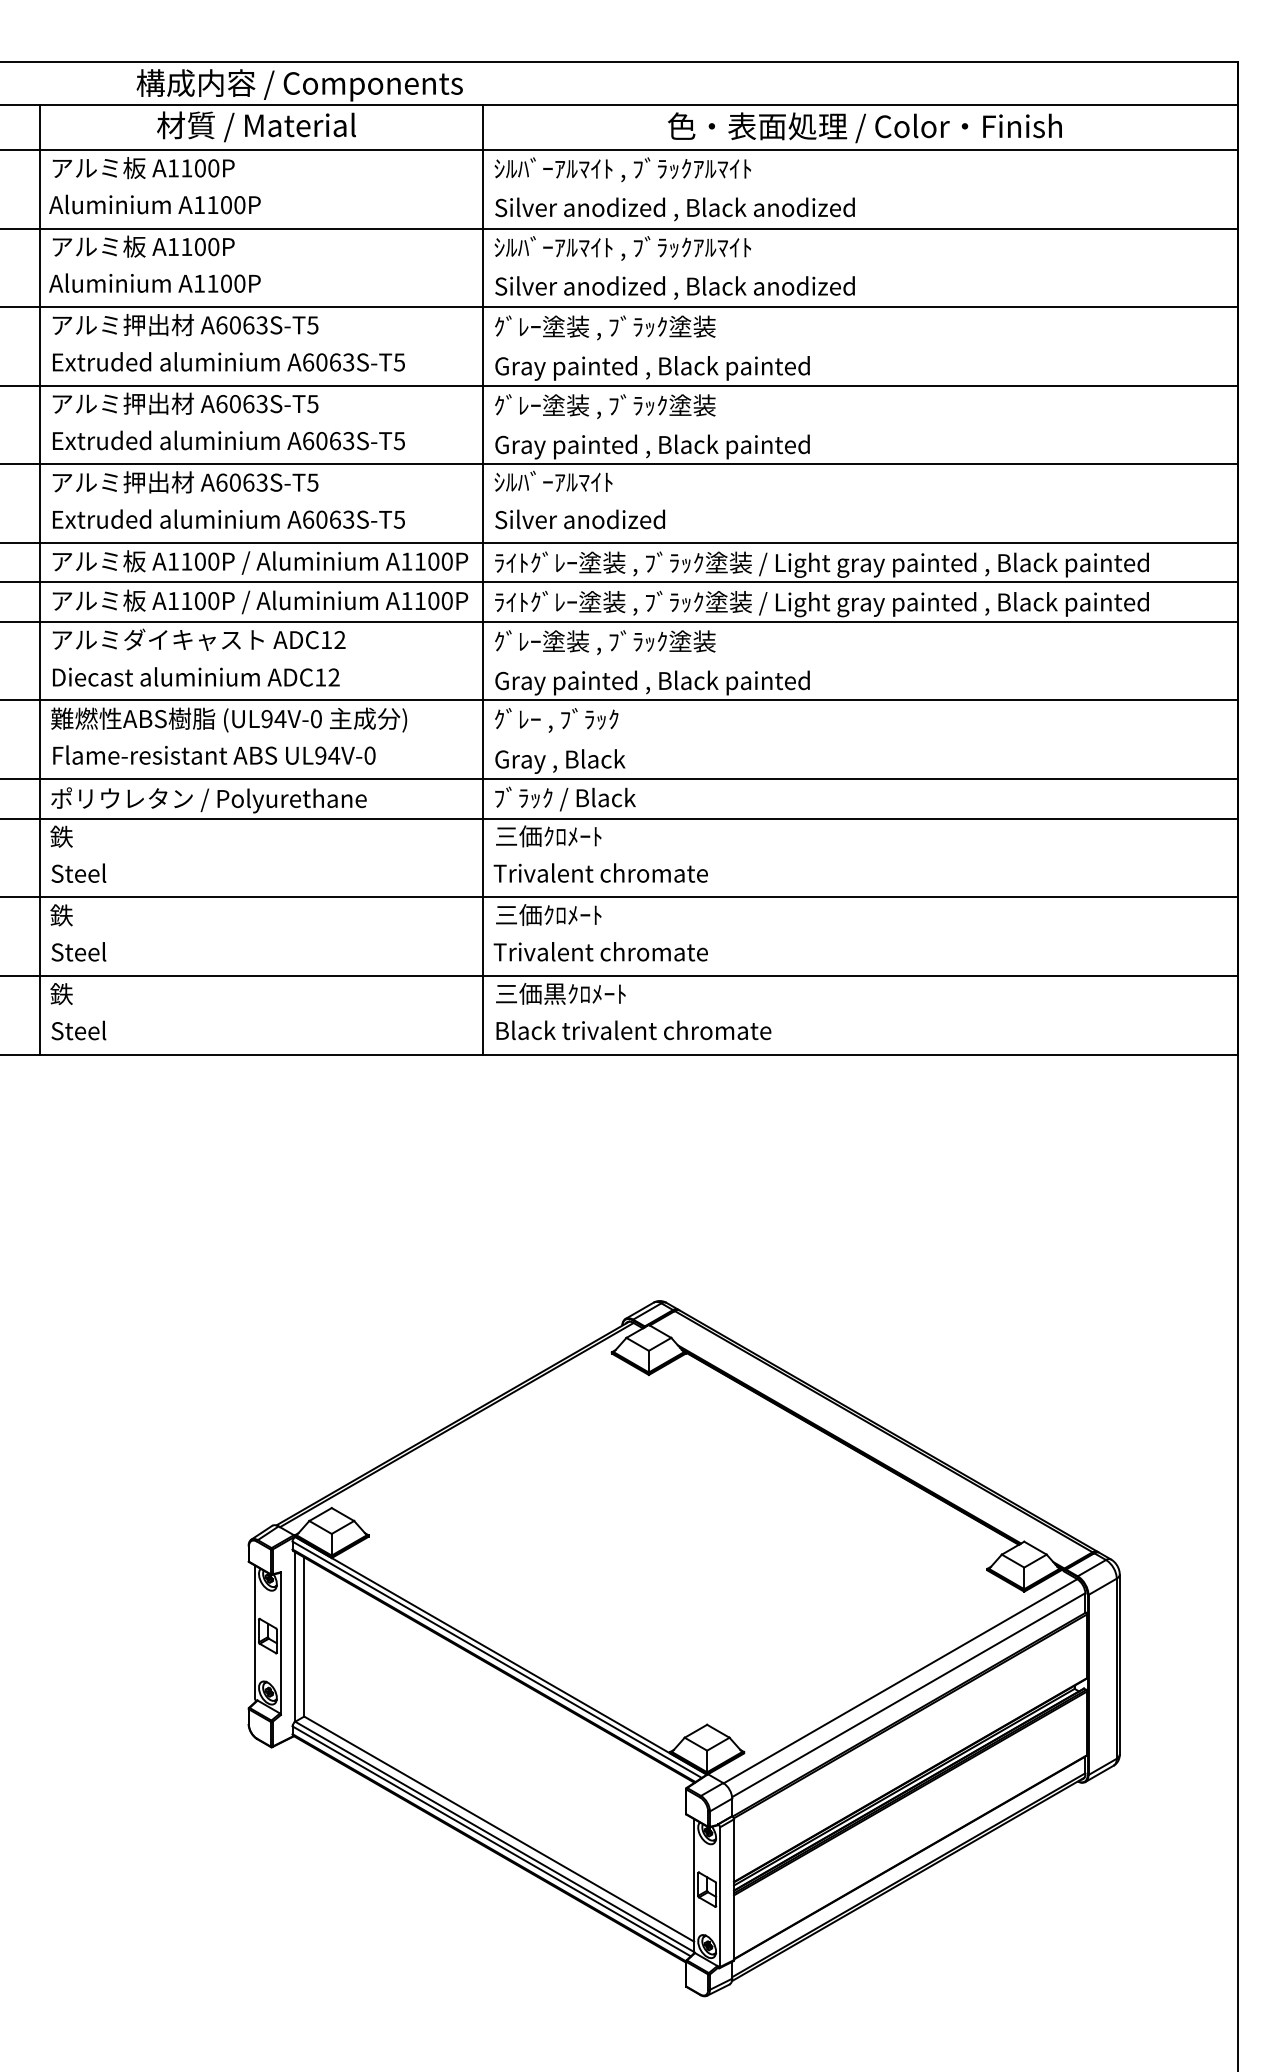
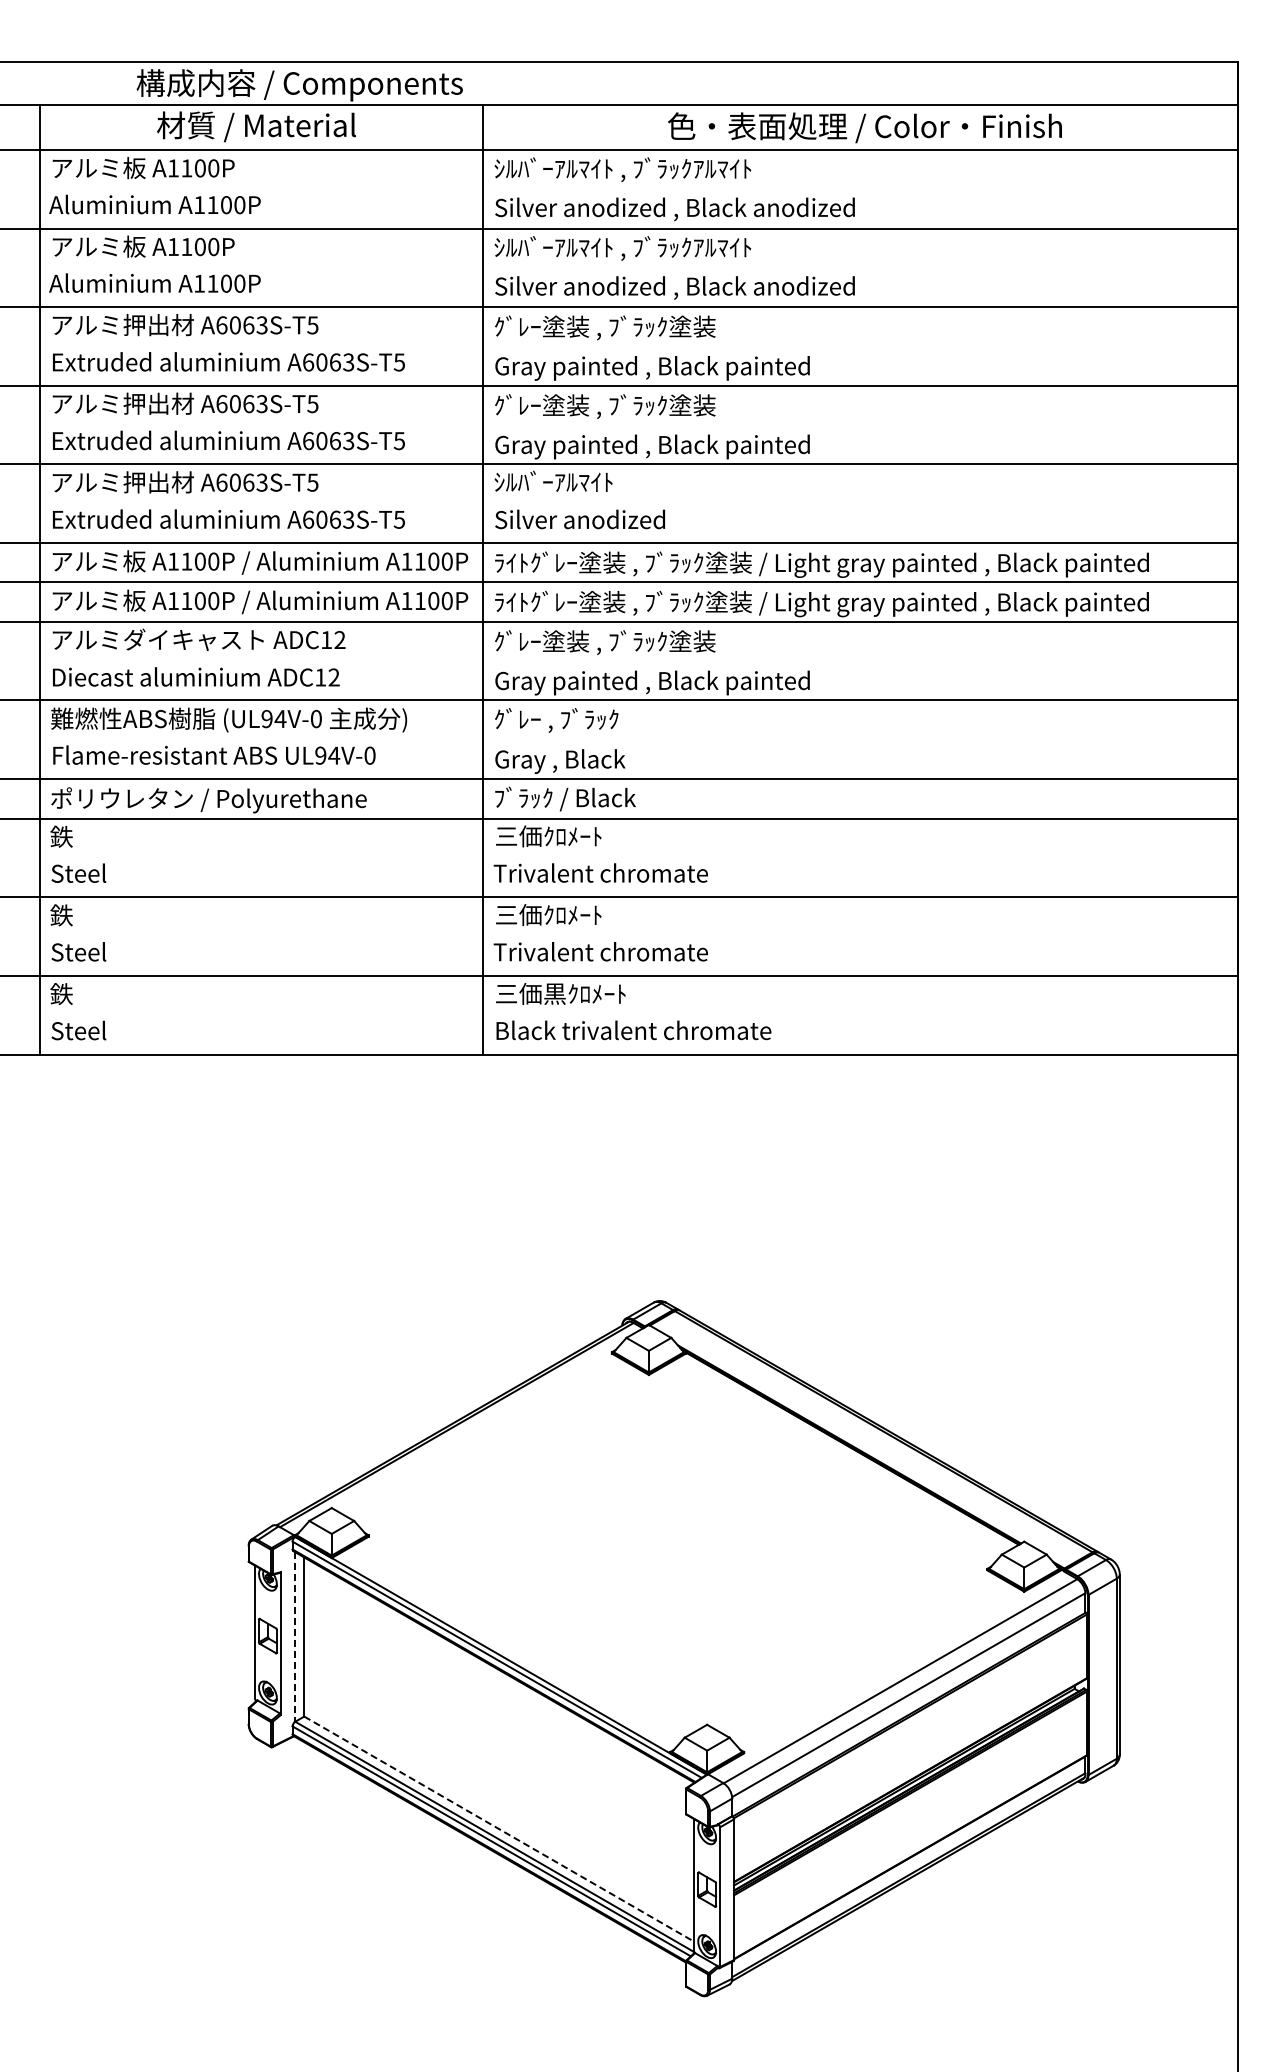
line: solid -> dashed (294, 1637)
line: solid -> dashed (499, 1829)
